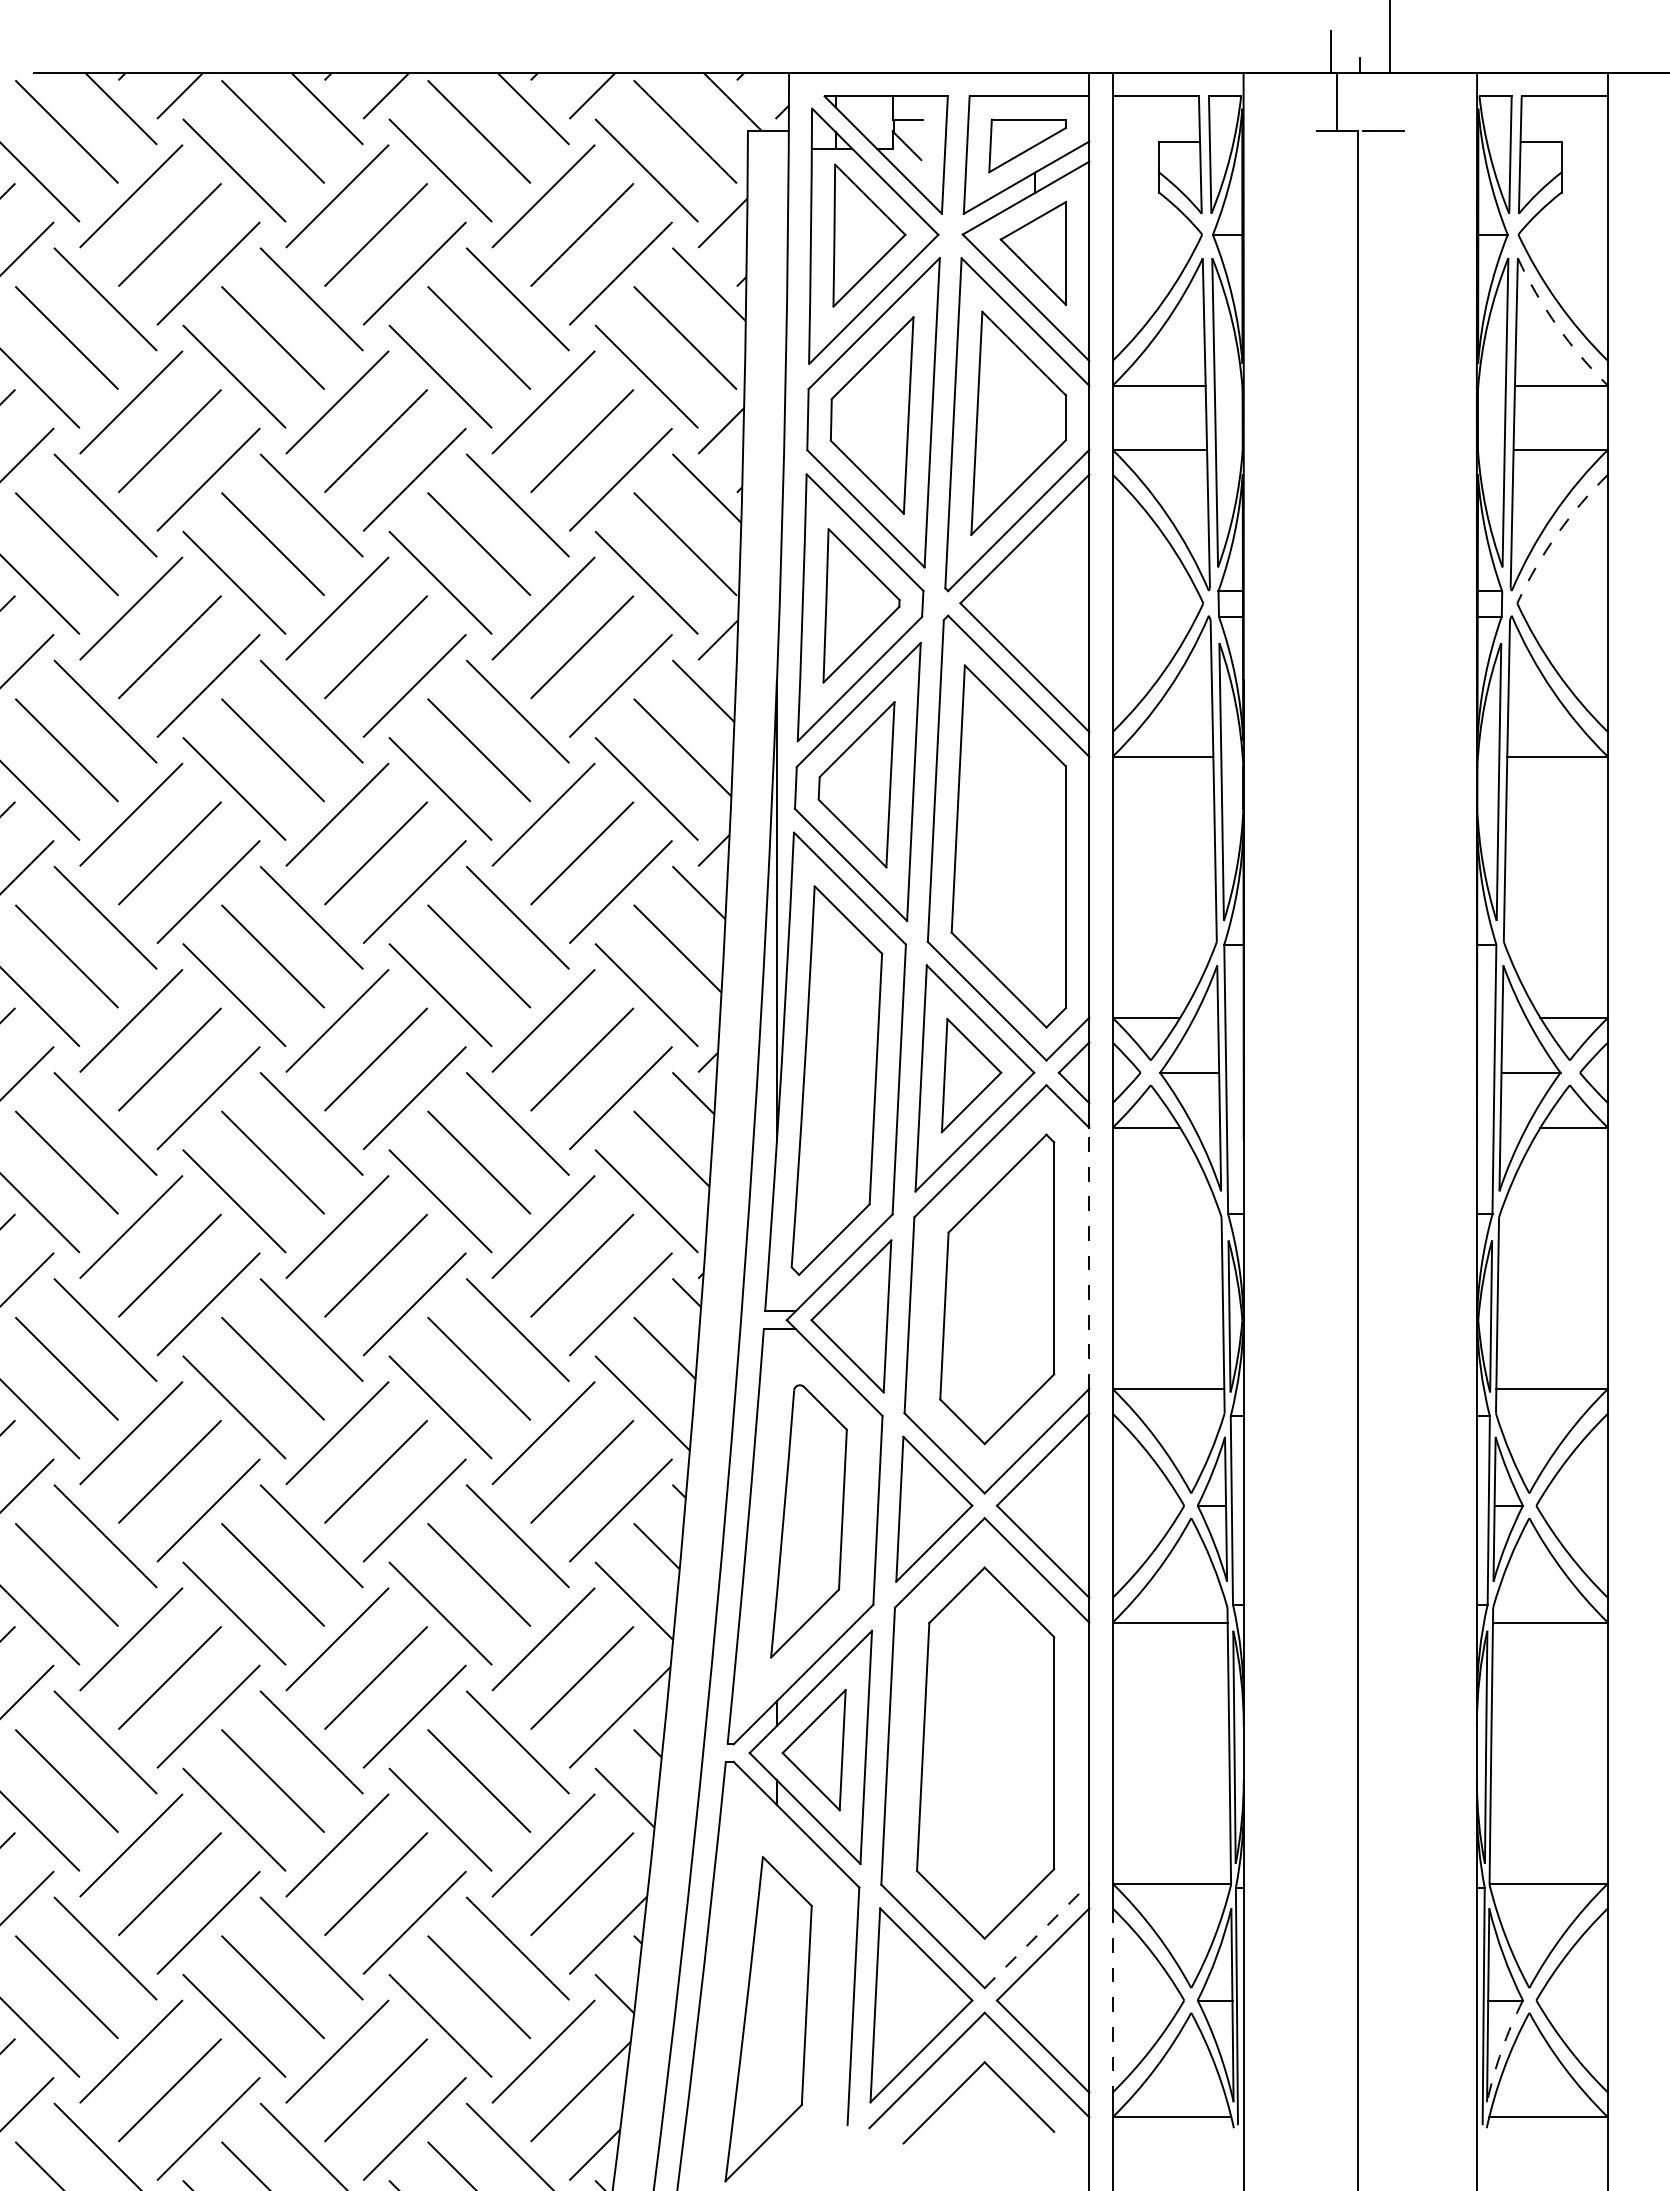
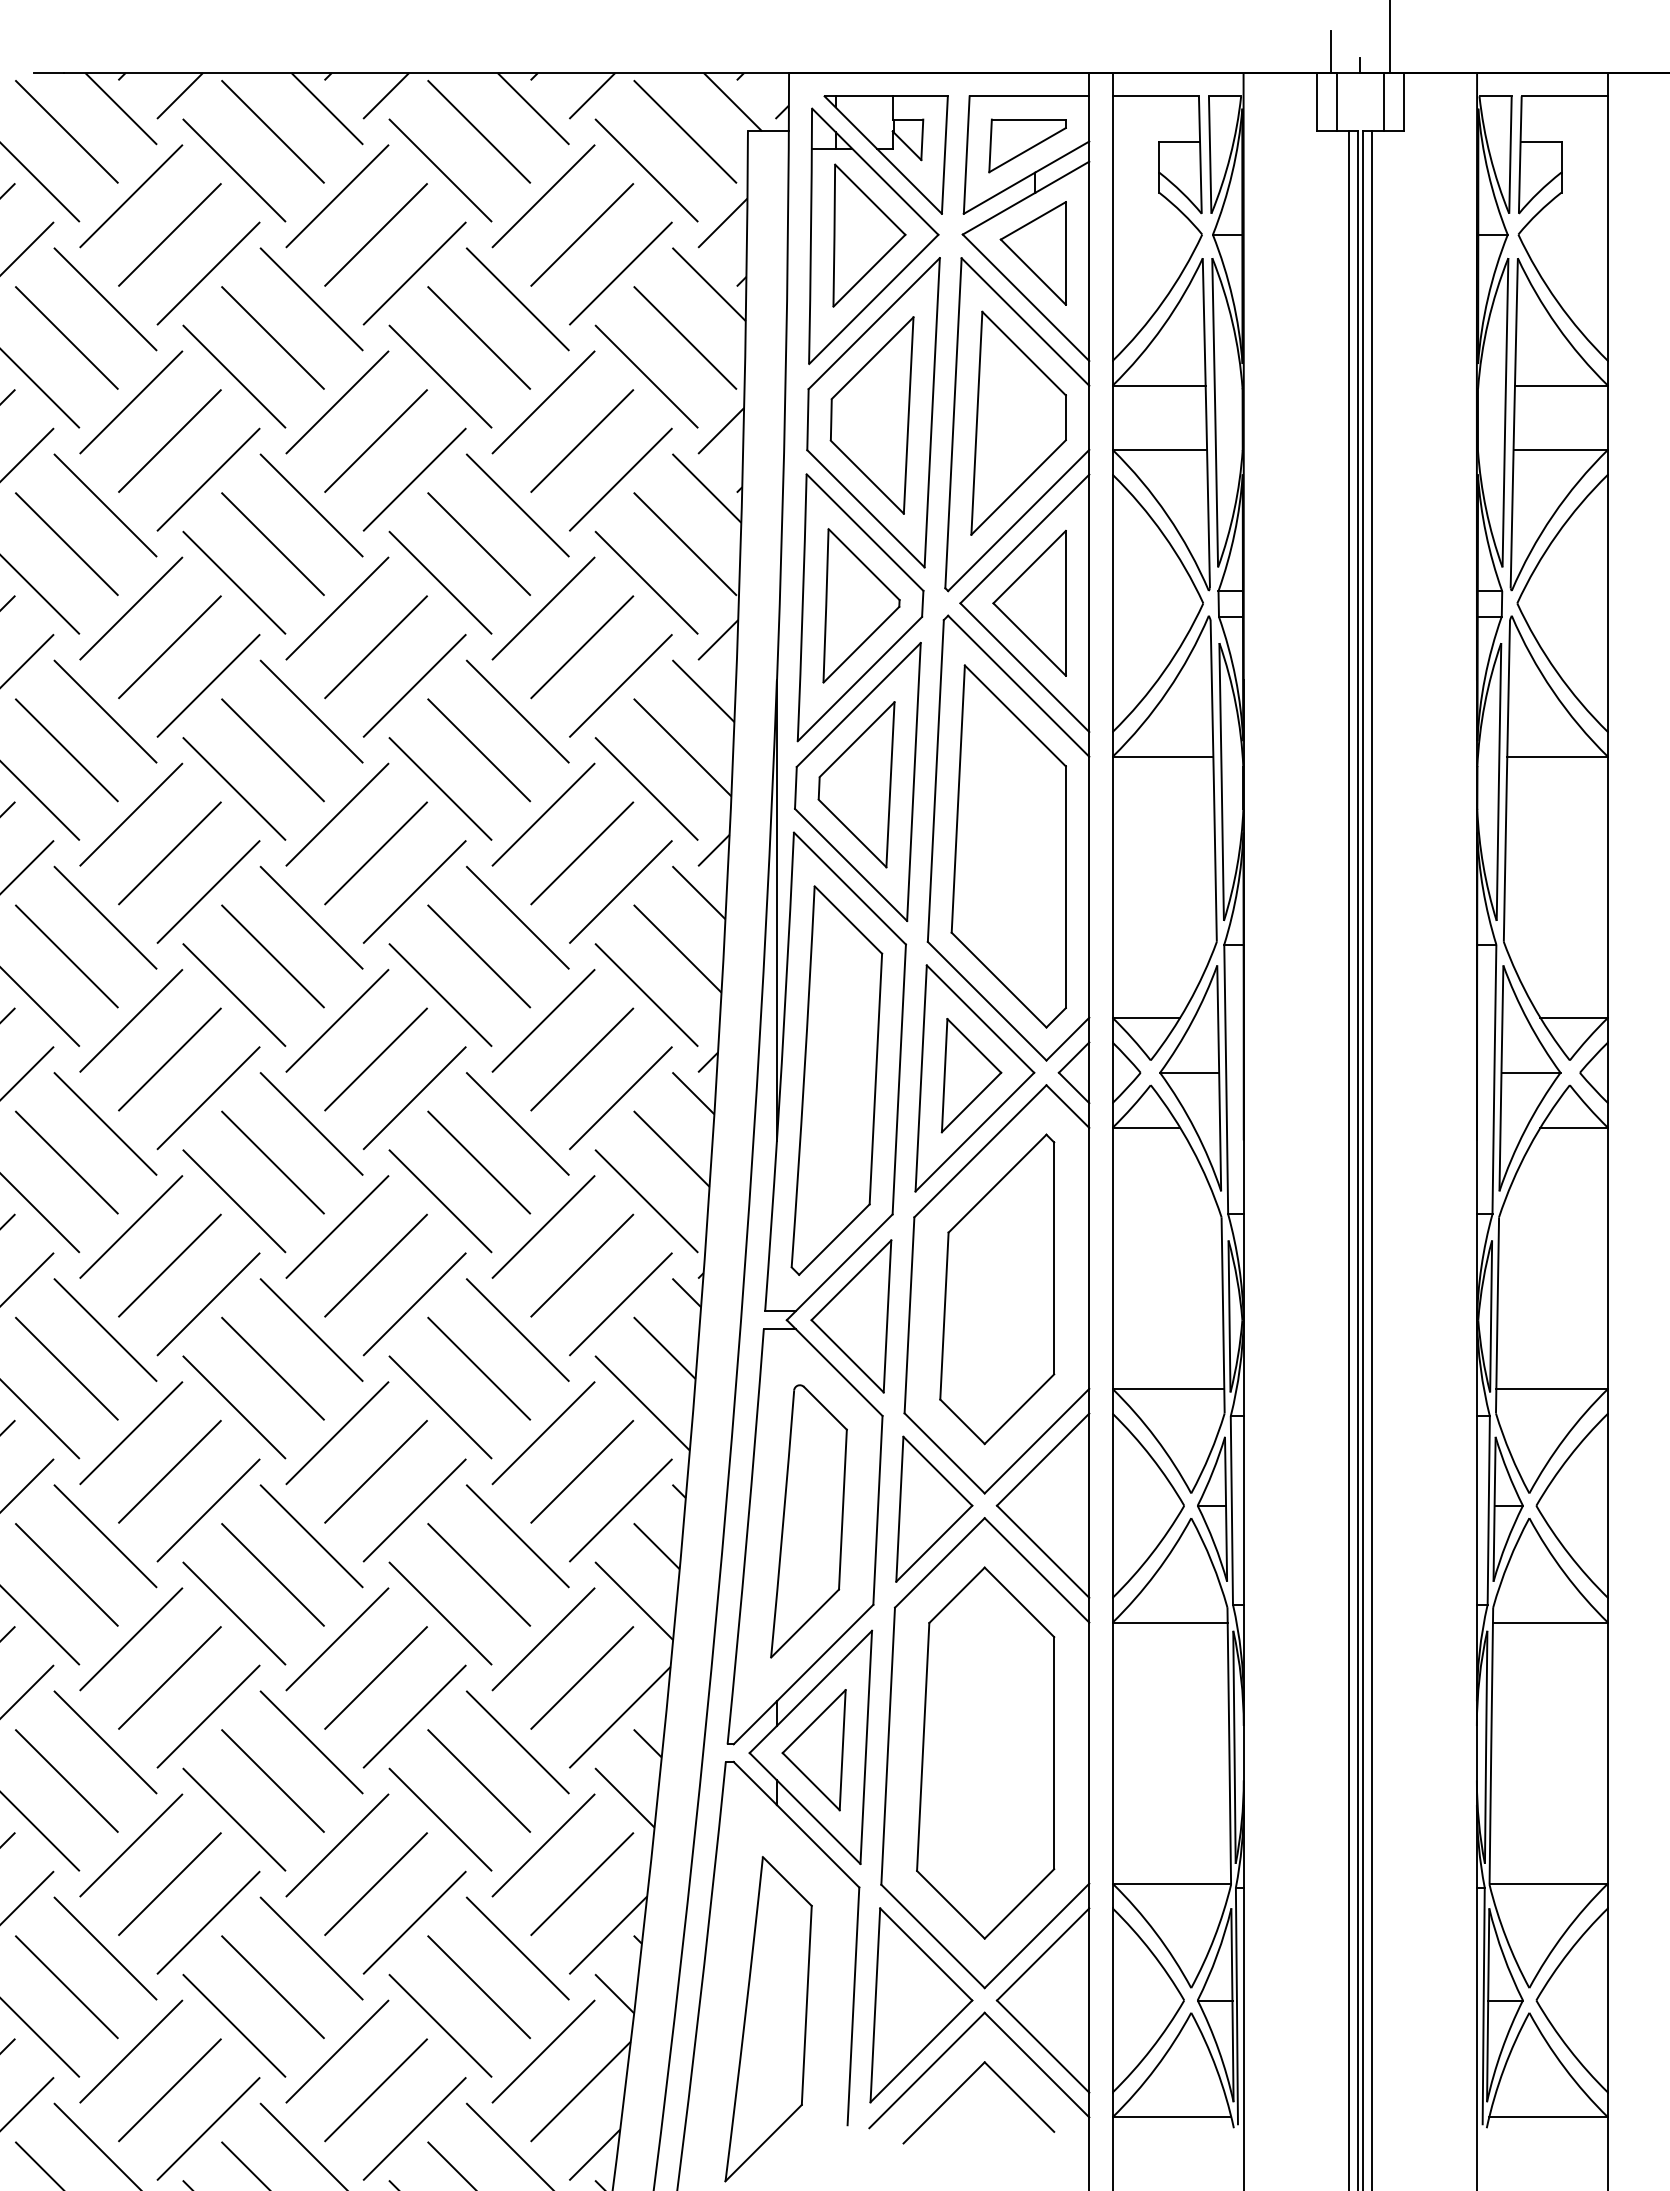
line: none -> present (1316, 101)
line: none -> present (1383, 101)
line: none -> present (1404, 101)
line: none -> present (922, 139)
arc: dashed -> solid (1557, 326)
arc: dashed -> solid (1556, 534)
part: none -> present (1029, 602)
line: none -> present (1348, 1159)
line: none -> present (1363, 1159)
line: none -> present (1372, 1159)
line: dashed -> solid (1089, 1257)
line: dashed -> solid (1037, 1935)
line: dashed -> solid (1112, 2001)
arc: dashed -> solid (1501, 2050)
